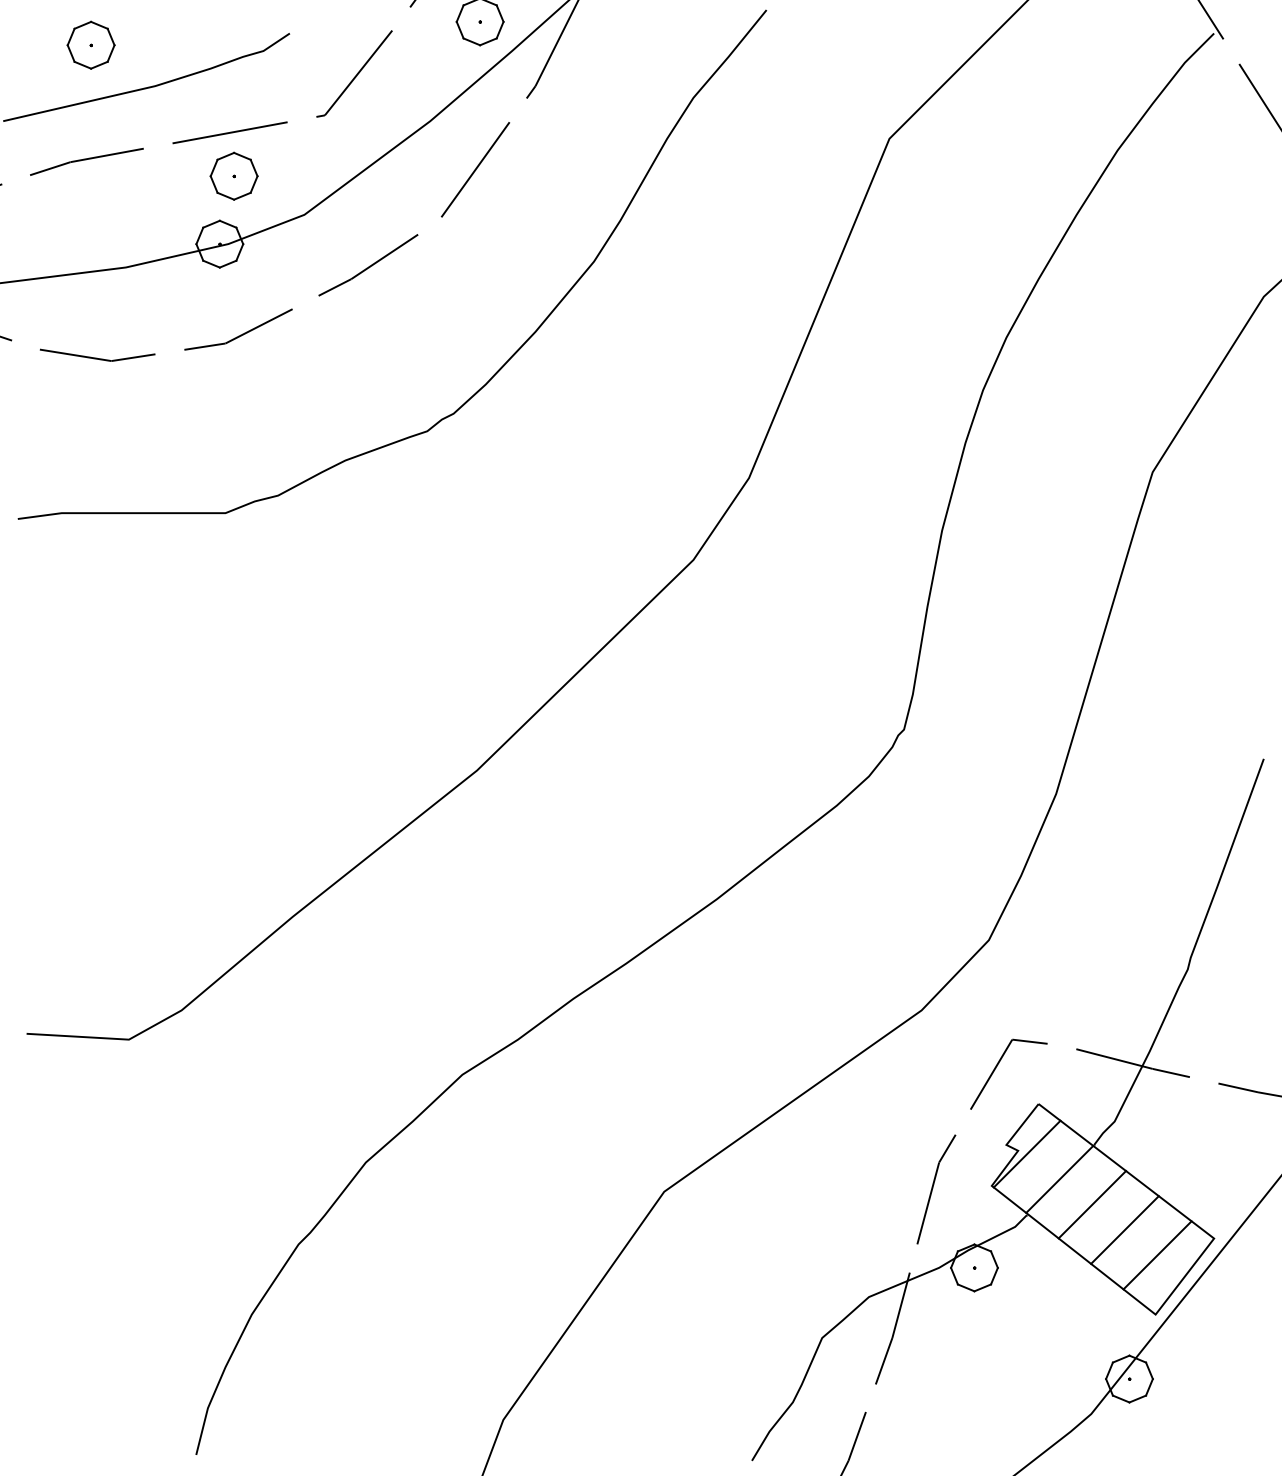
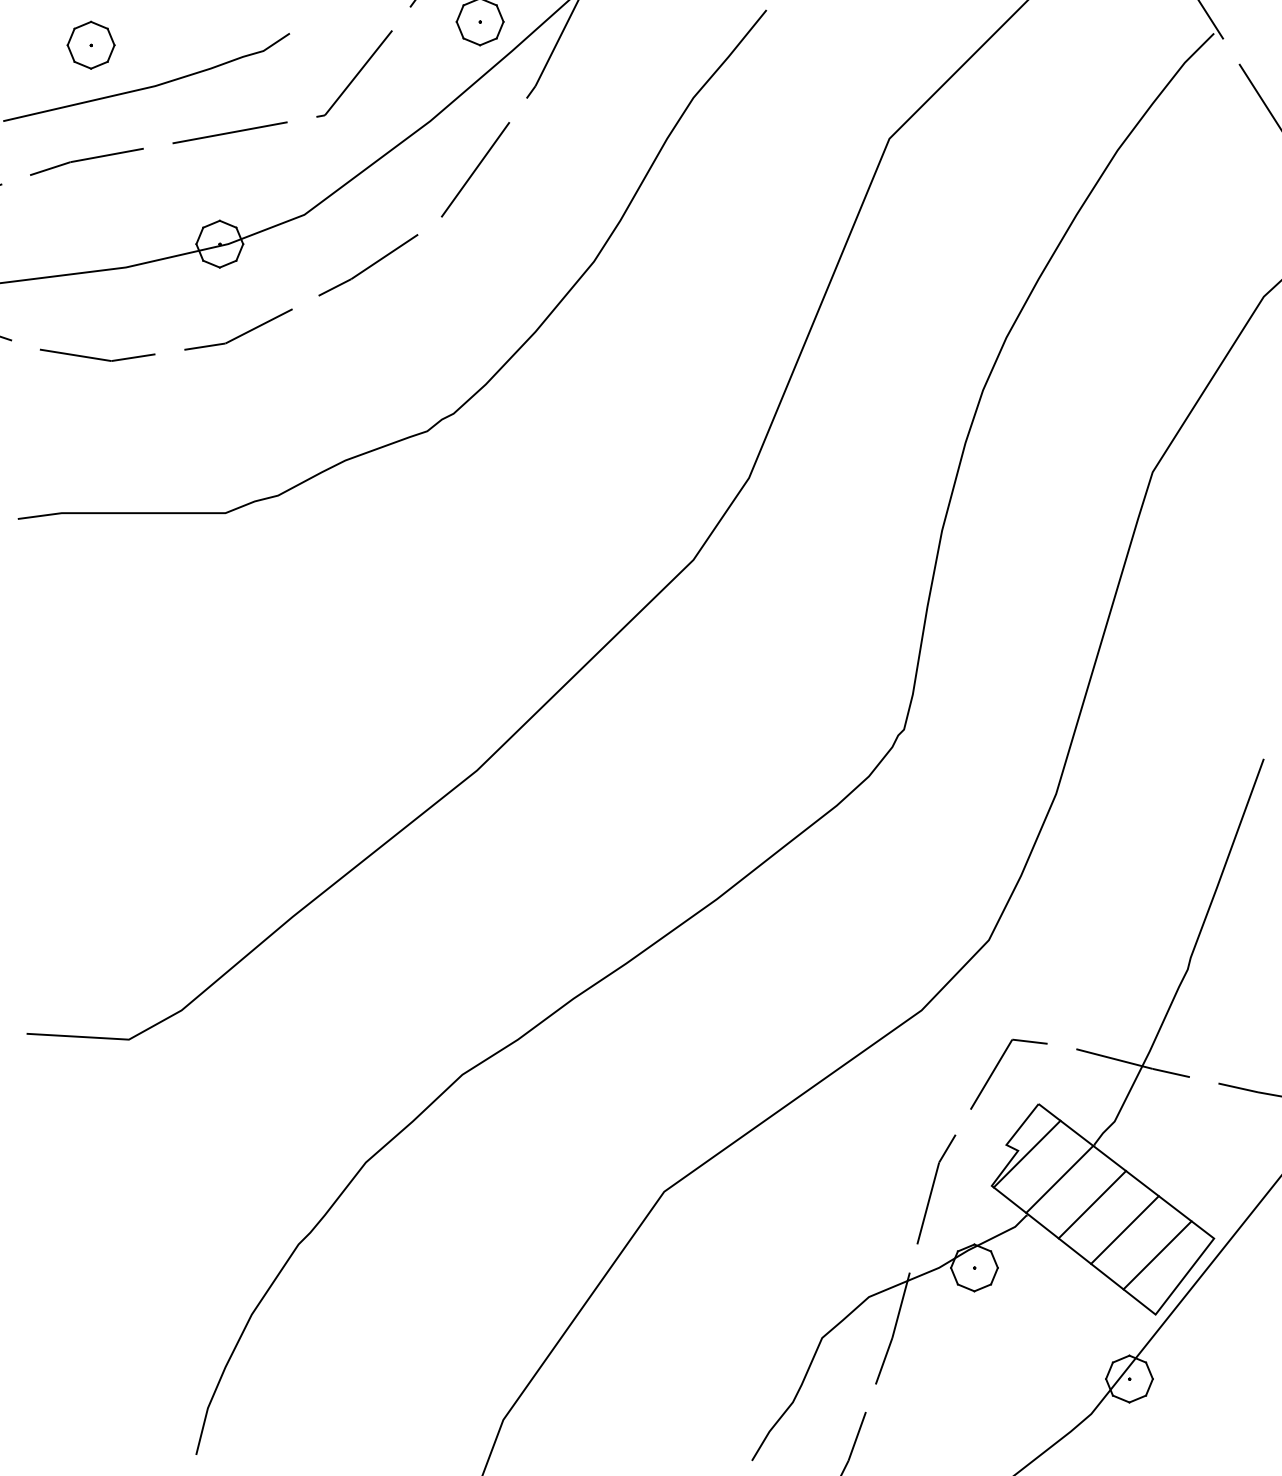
part: present -> none (233, 175)
